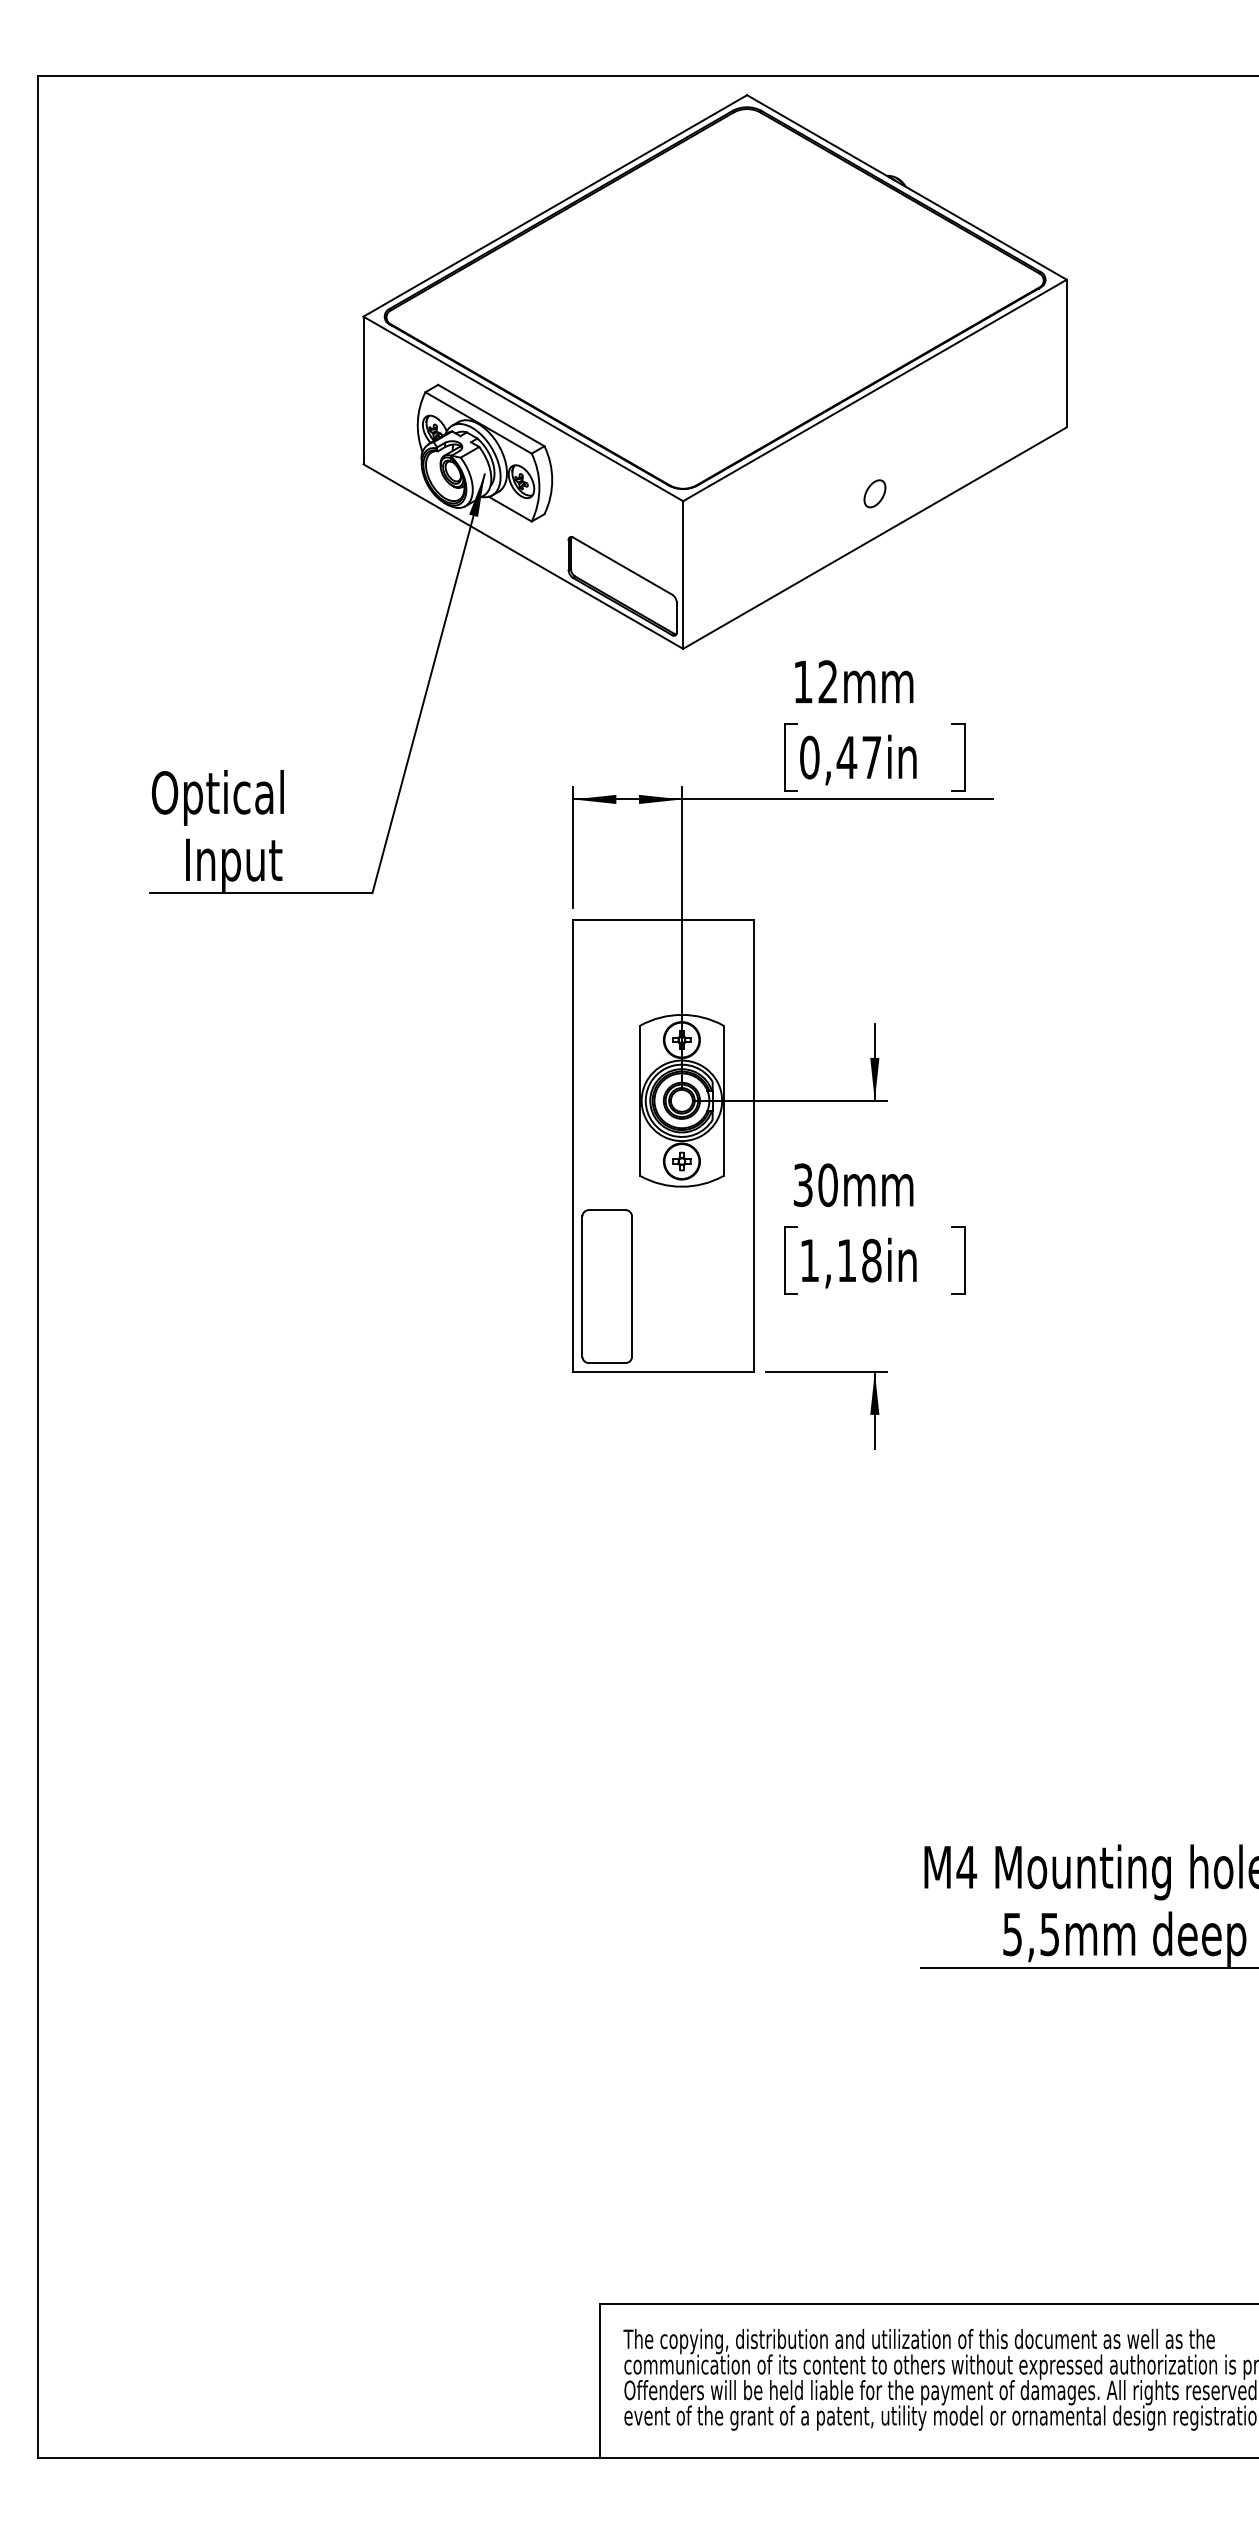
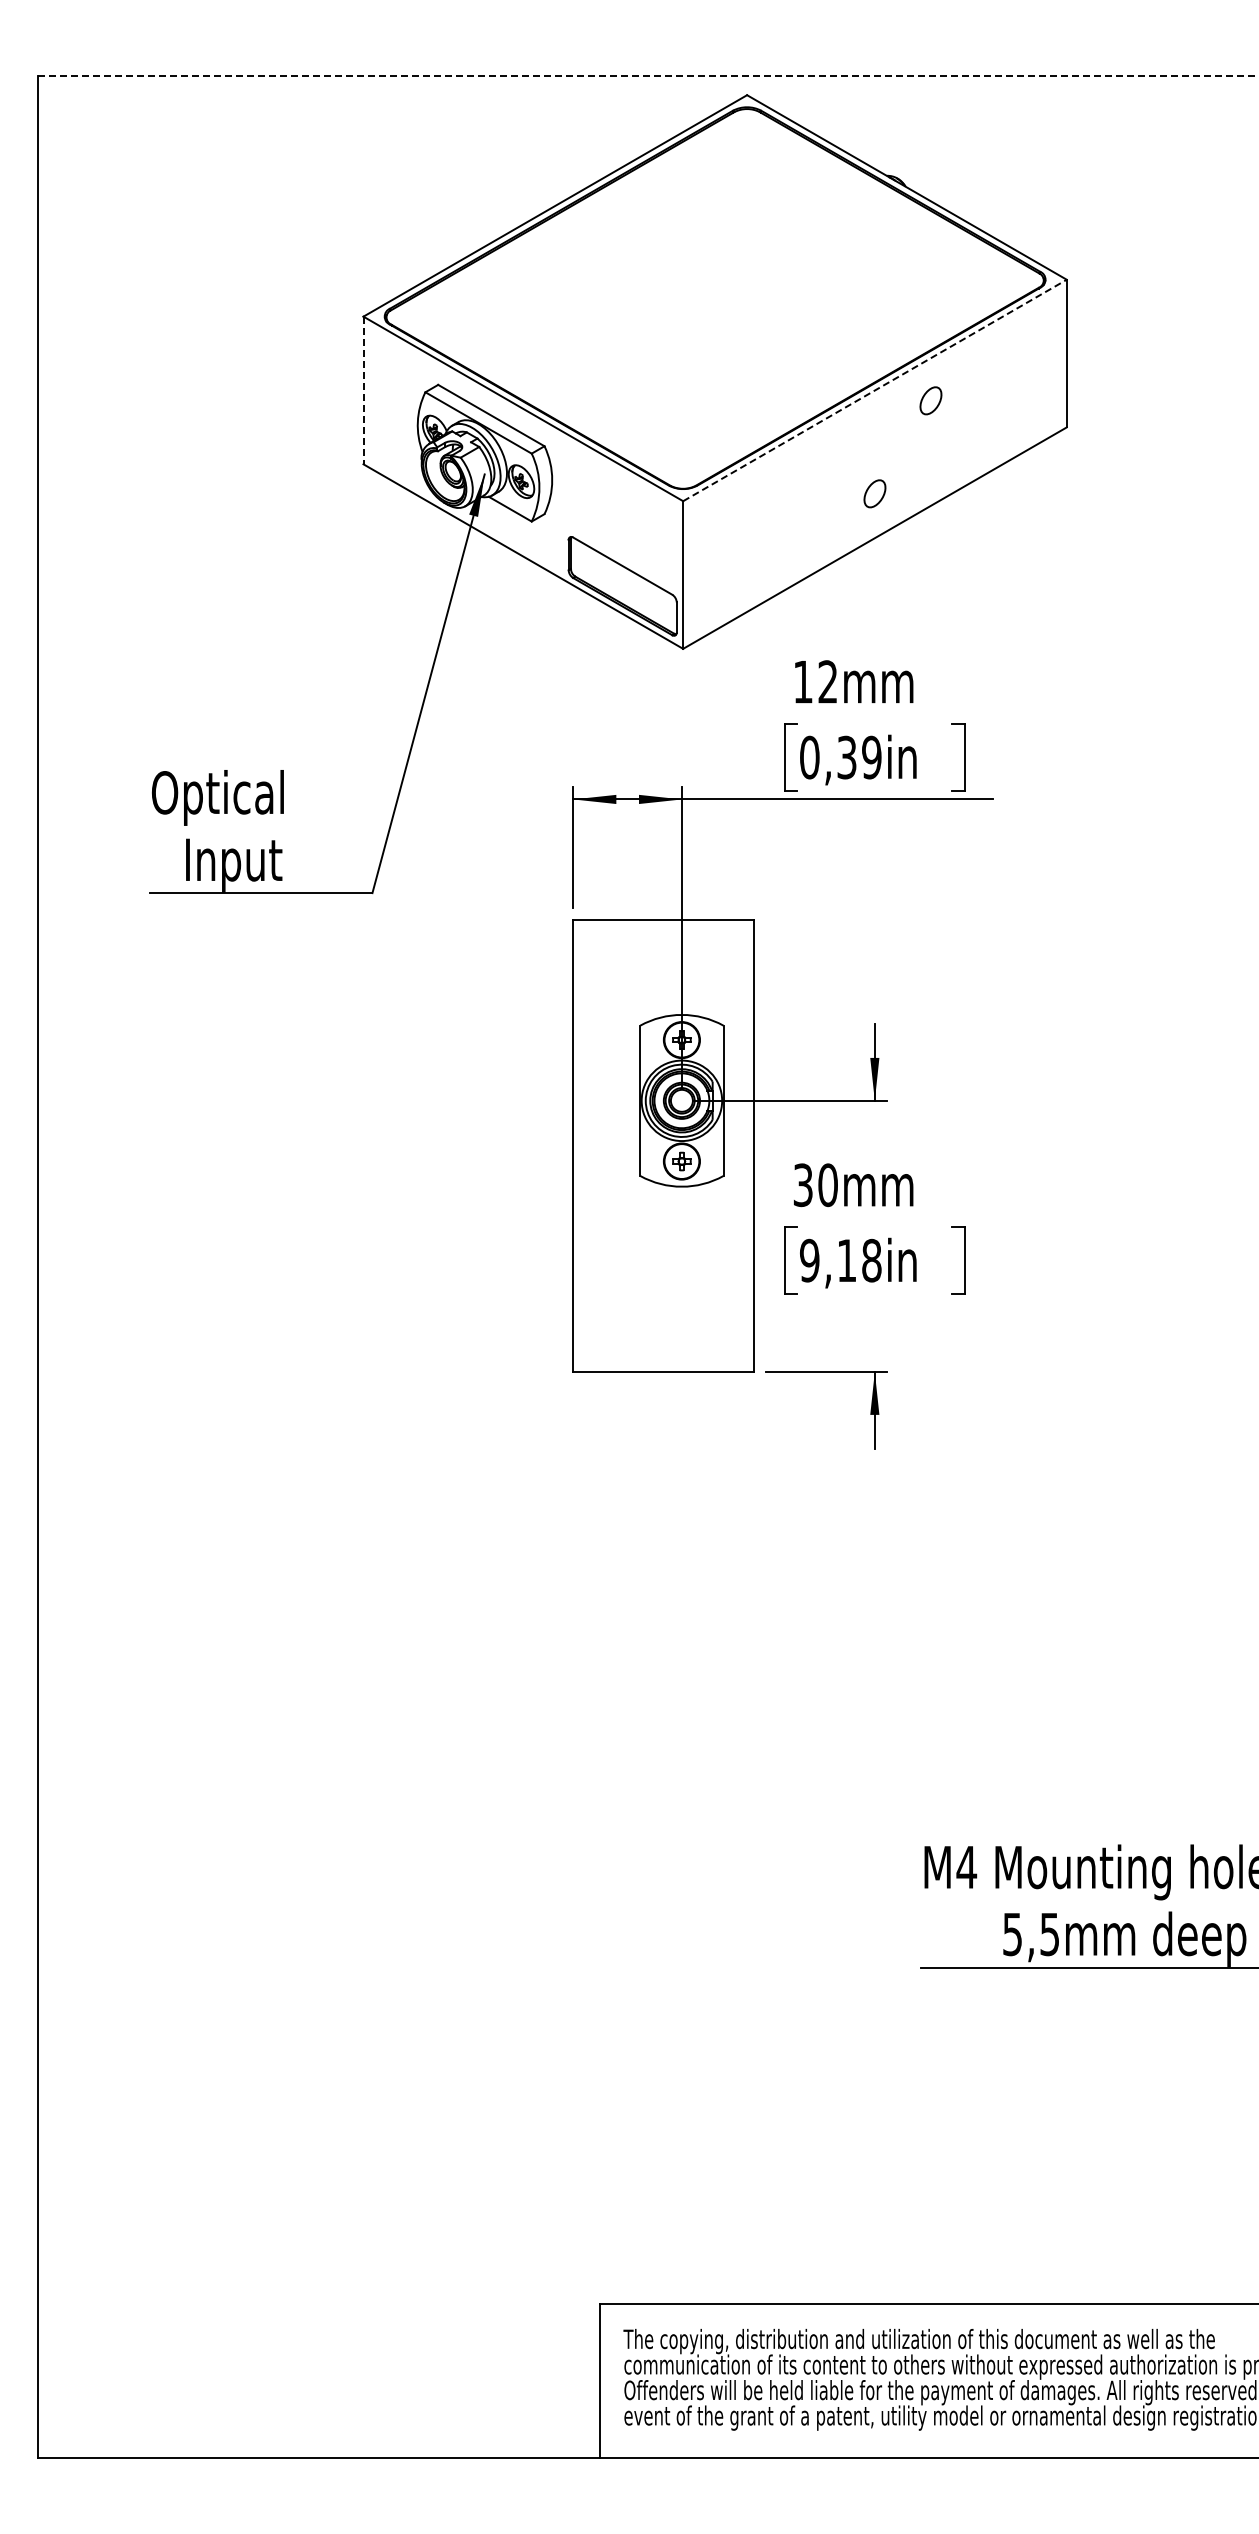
line: solid -> dashed (648, 76)
line: solid -> dashed (363, 390)
line: solid -> dashed (875, 390)
part: none -> present (930, 400)
text: 0,47in -> 0,39in (858, 757)
text: 1,18in -> 9,18in (809, 1260)
part: present -> none (606, 1286)
